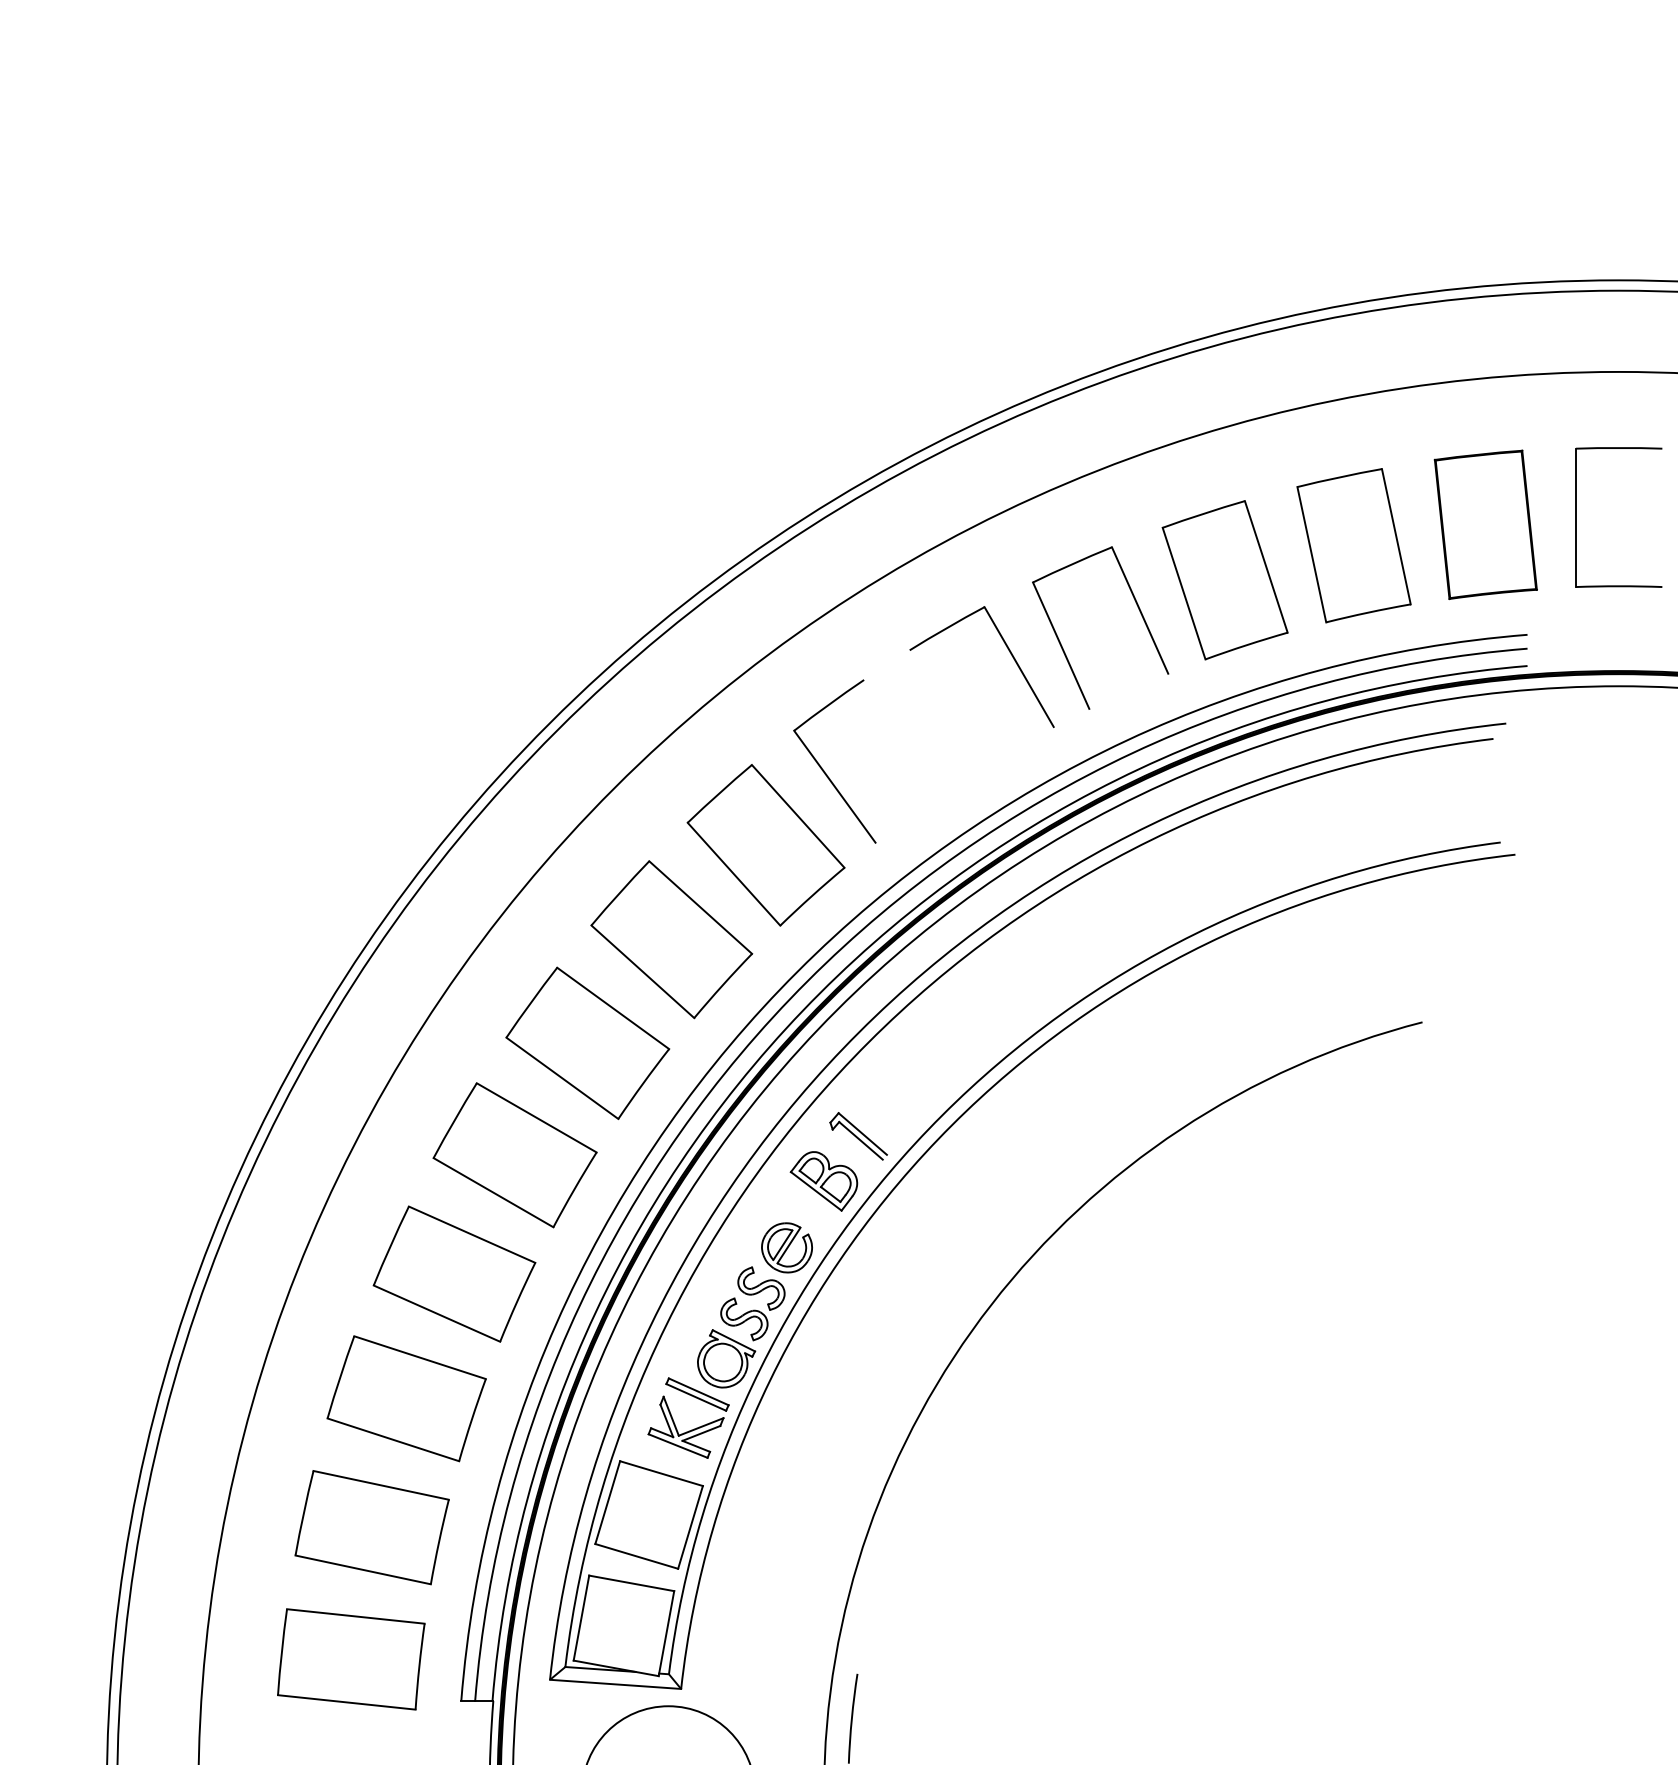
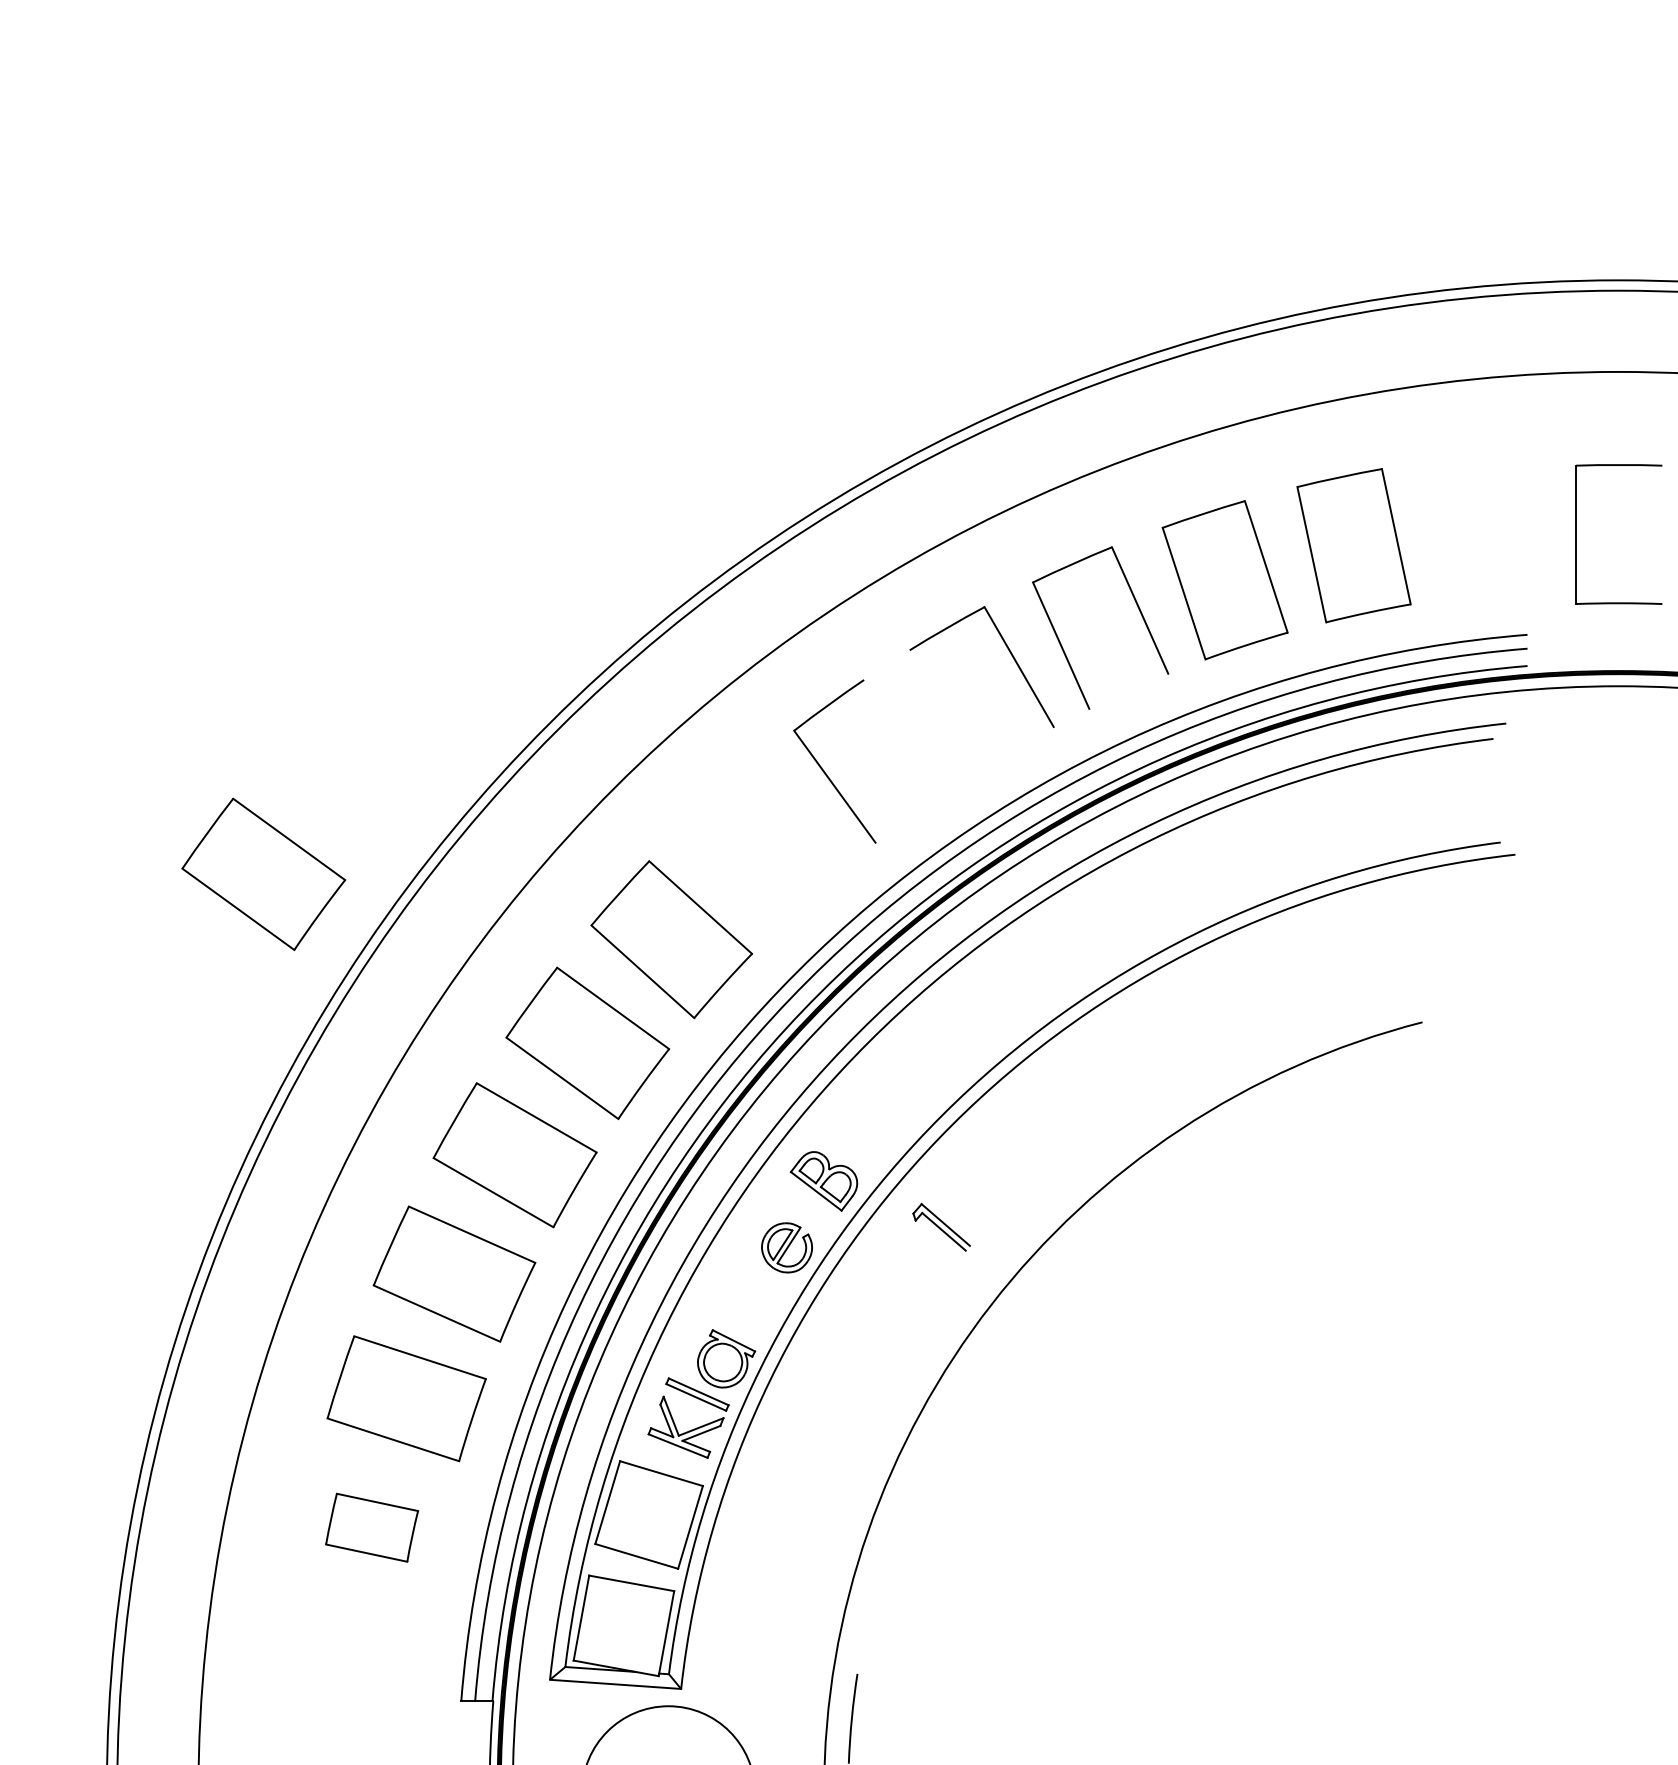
part position: (1576, 517) -> (1576, 534) (1576, 534)
part: present -> none (1485, 524)
part: present -> none (765, 845)
part: none -> present (263, 873)
part position: (858, 1136) -> (941, 1227) (941, 1227)
part: present -> none (753, 1309)
part size: 156x116 px -> 95x71 px (372, 1527)
part: present -> none (351, 1659)
